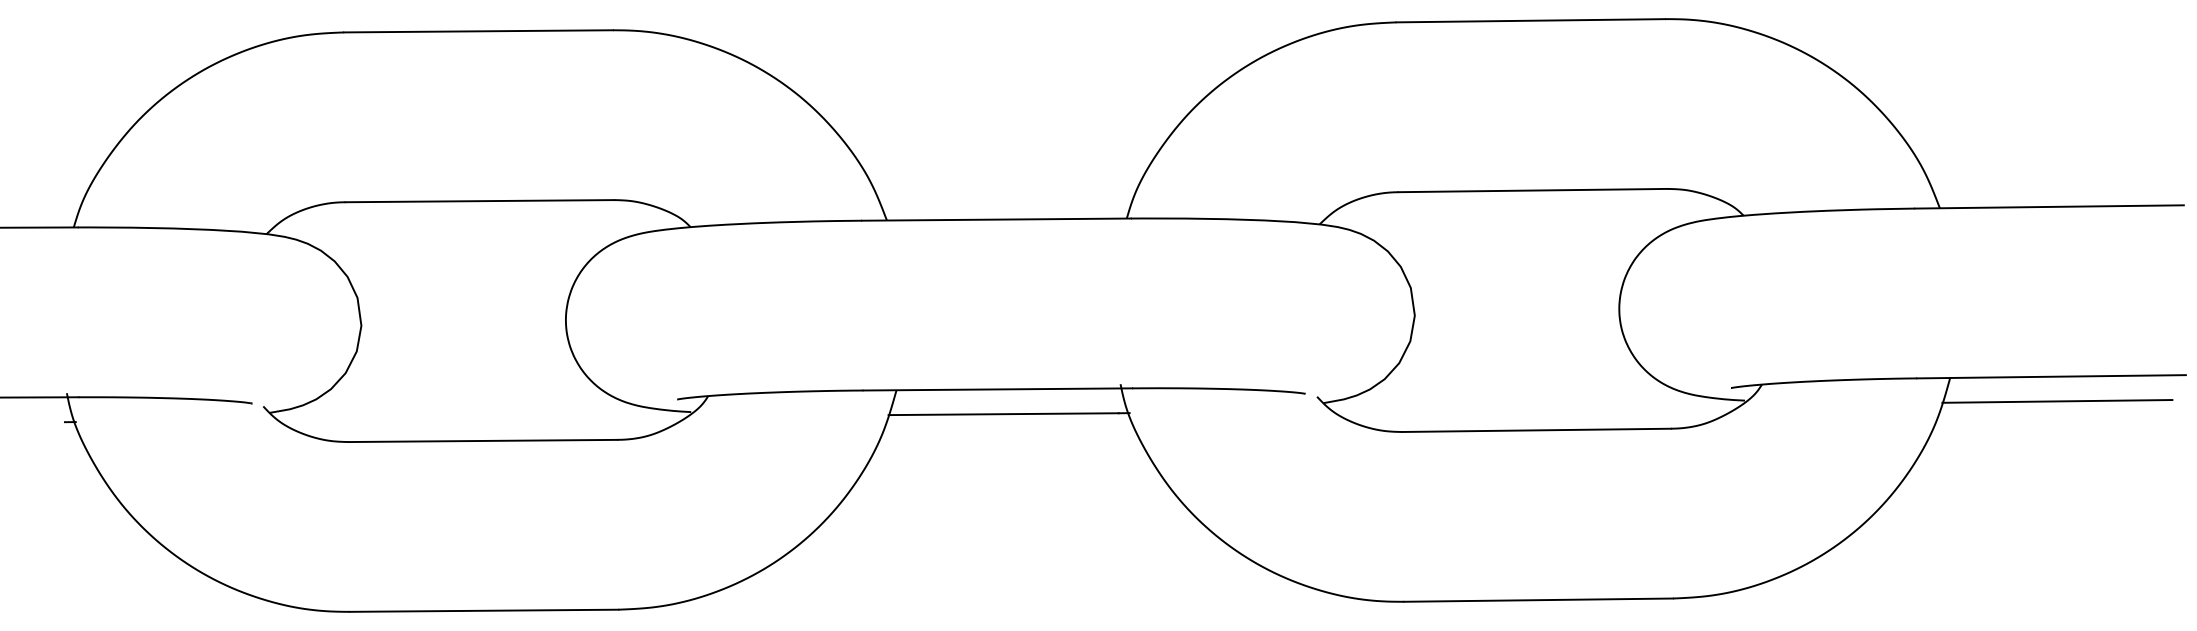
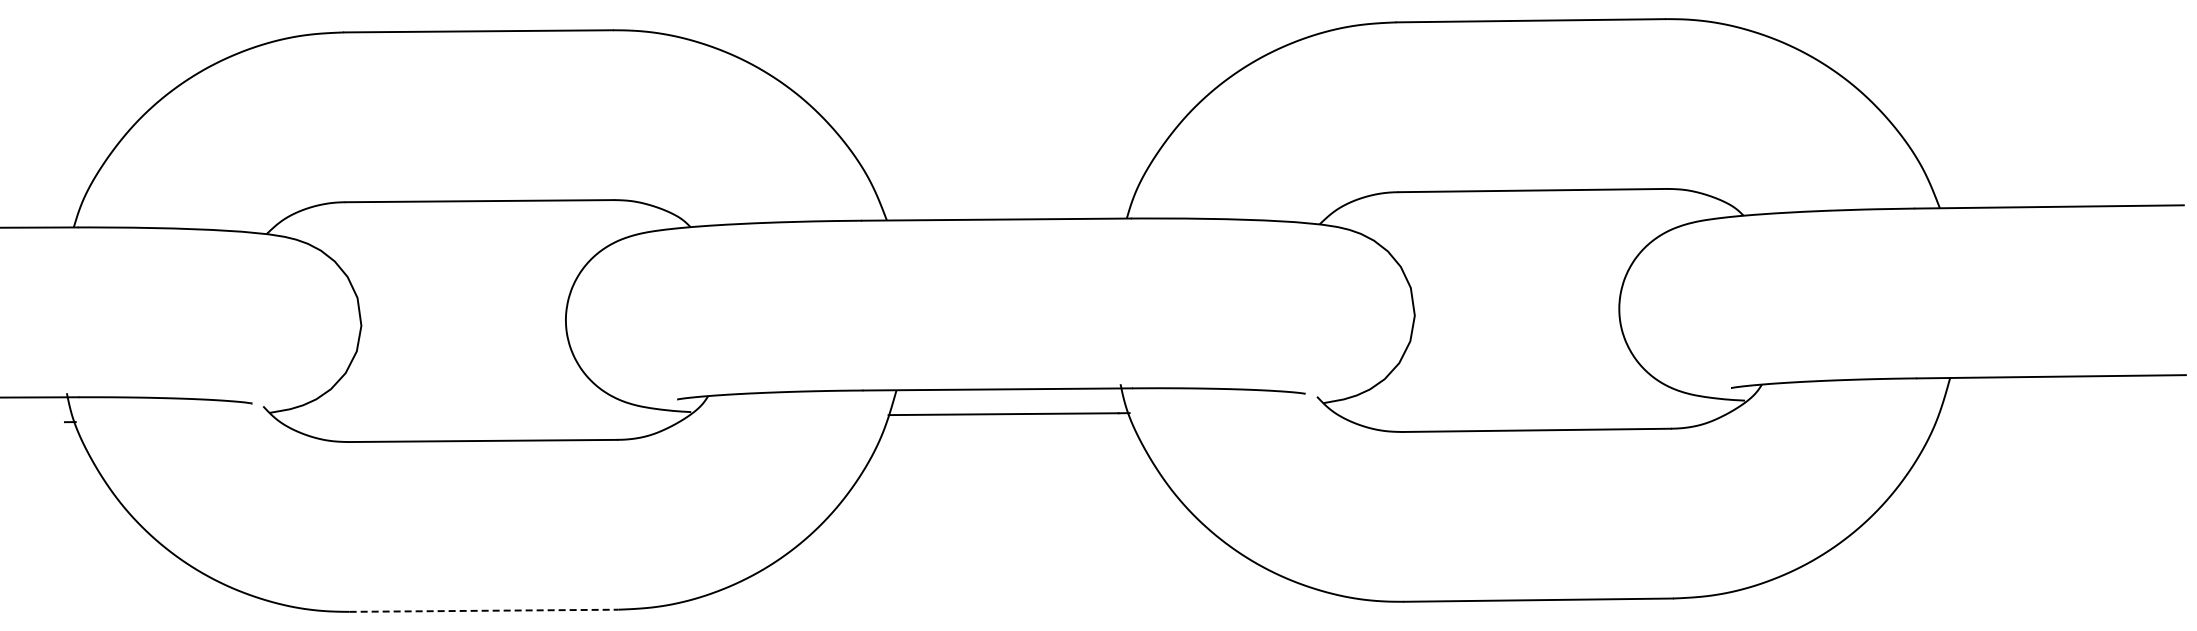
line: present -> none (2057, 401)
line: solid -> dashed (484, 610)
